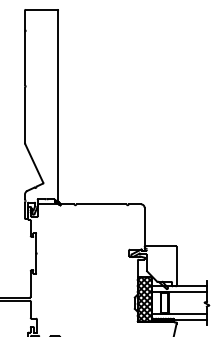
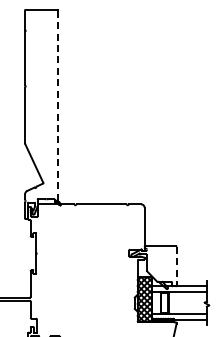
line: solid -> dashed (58, 105)
line: solid -> dashed (176, 266)
